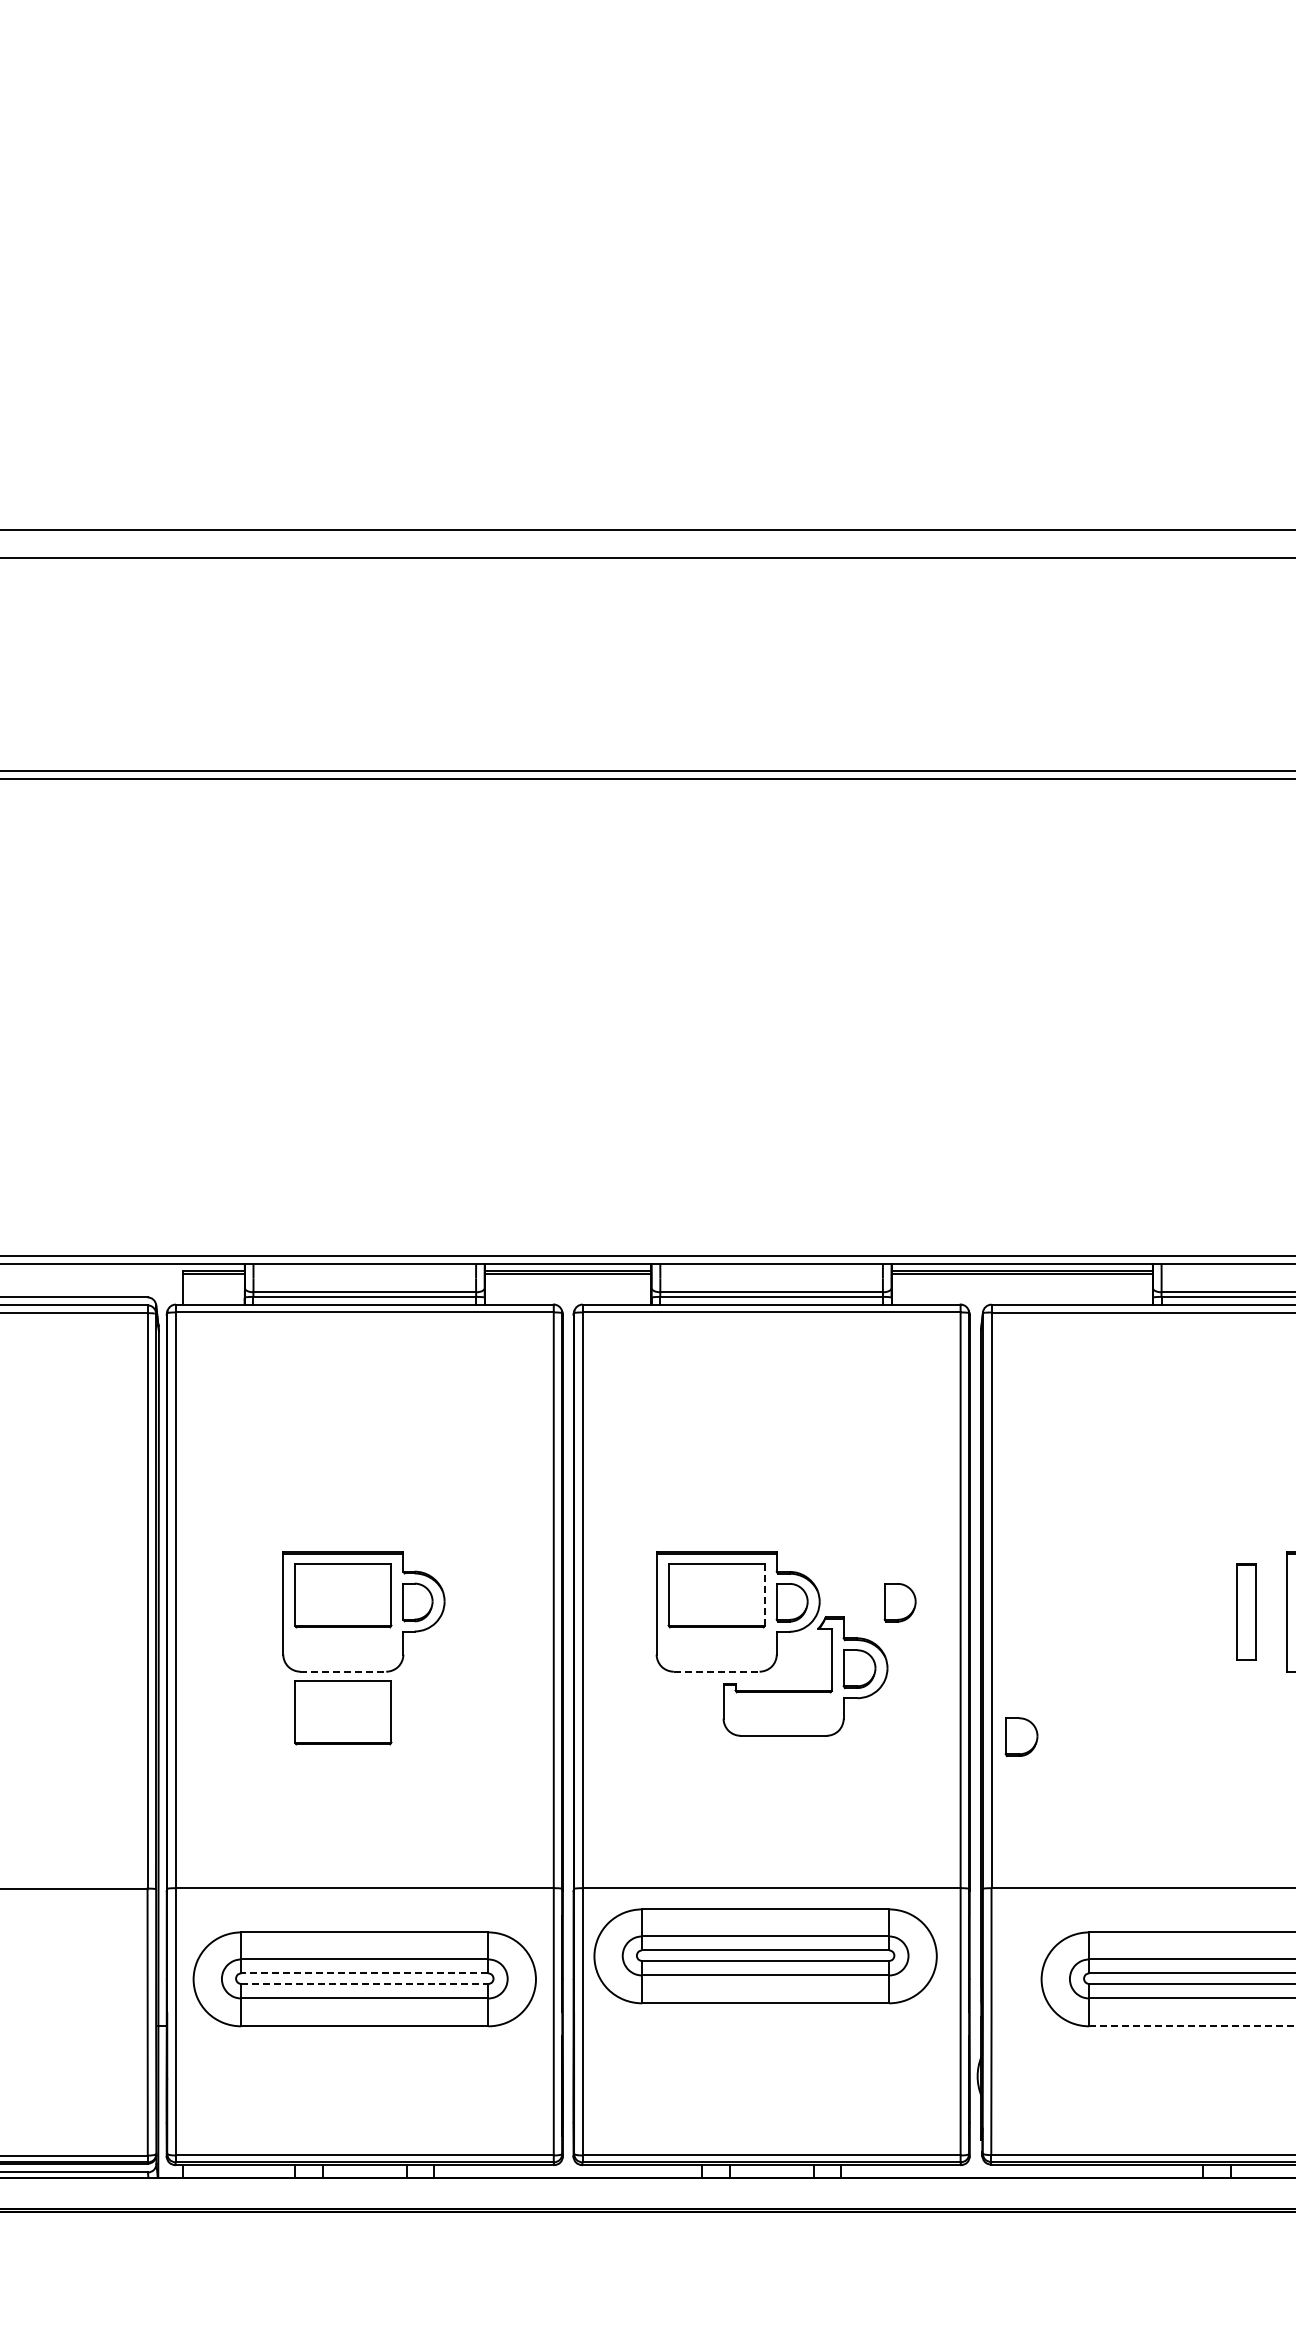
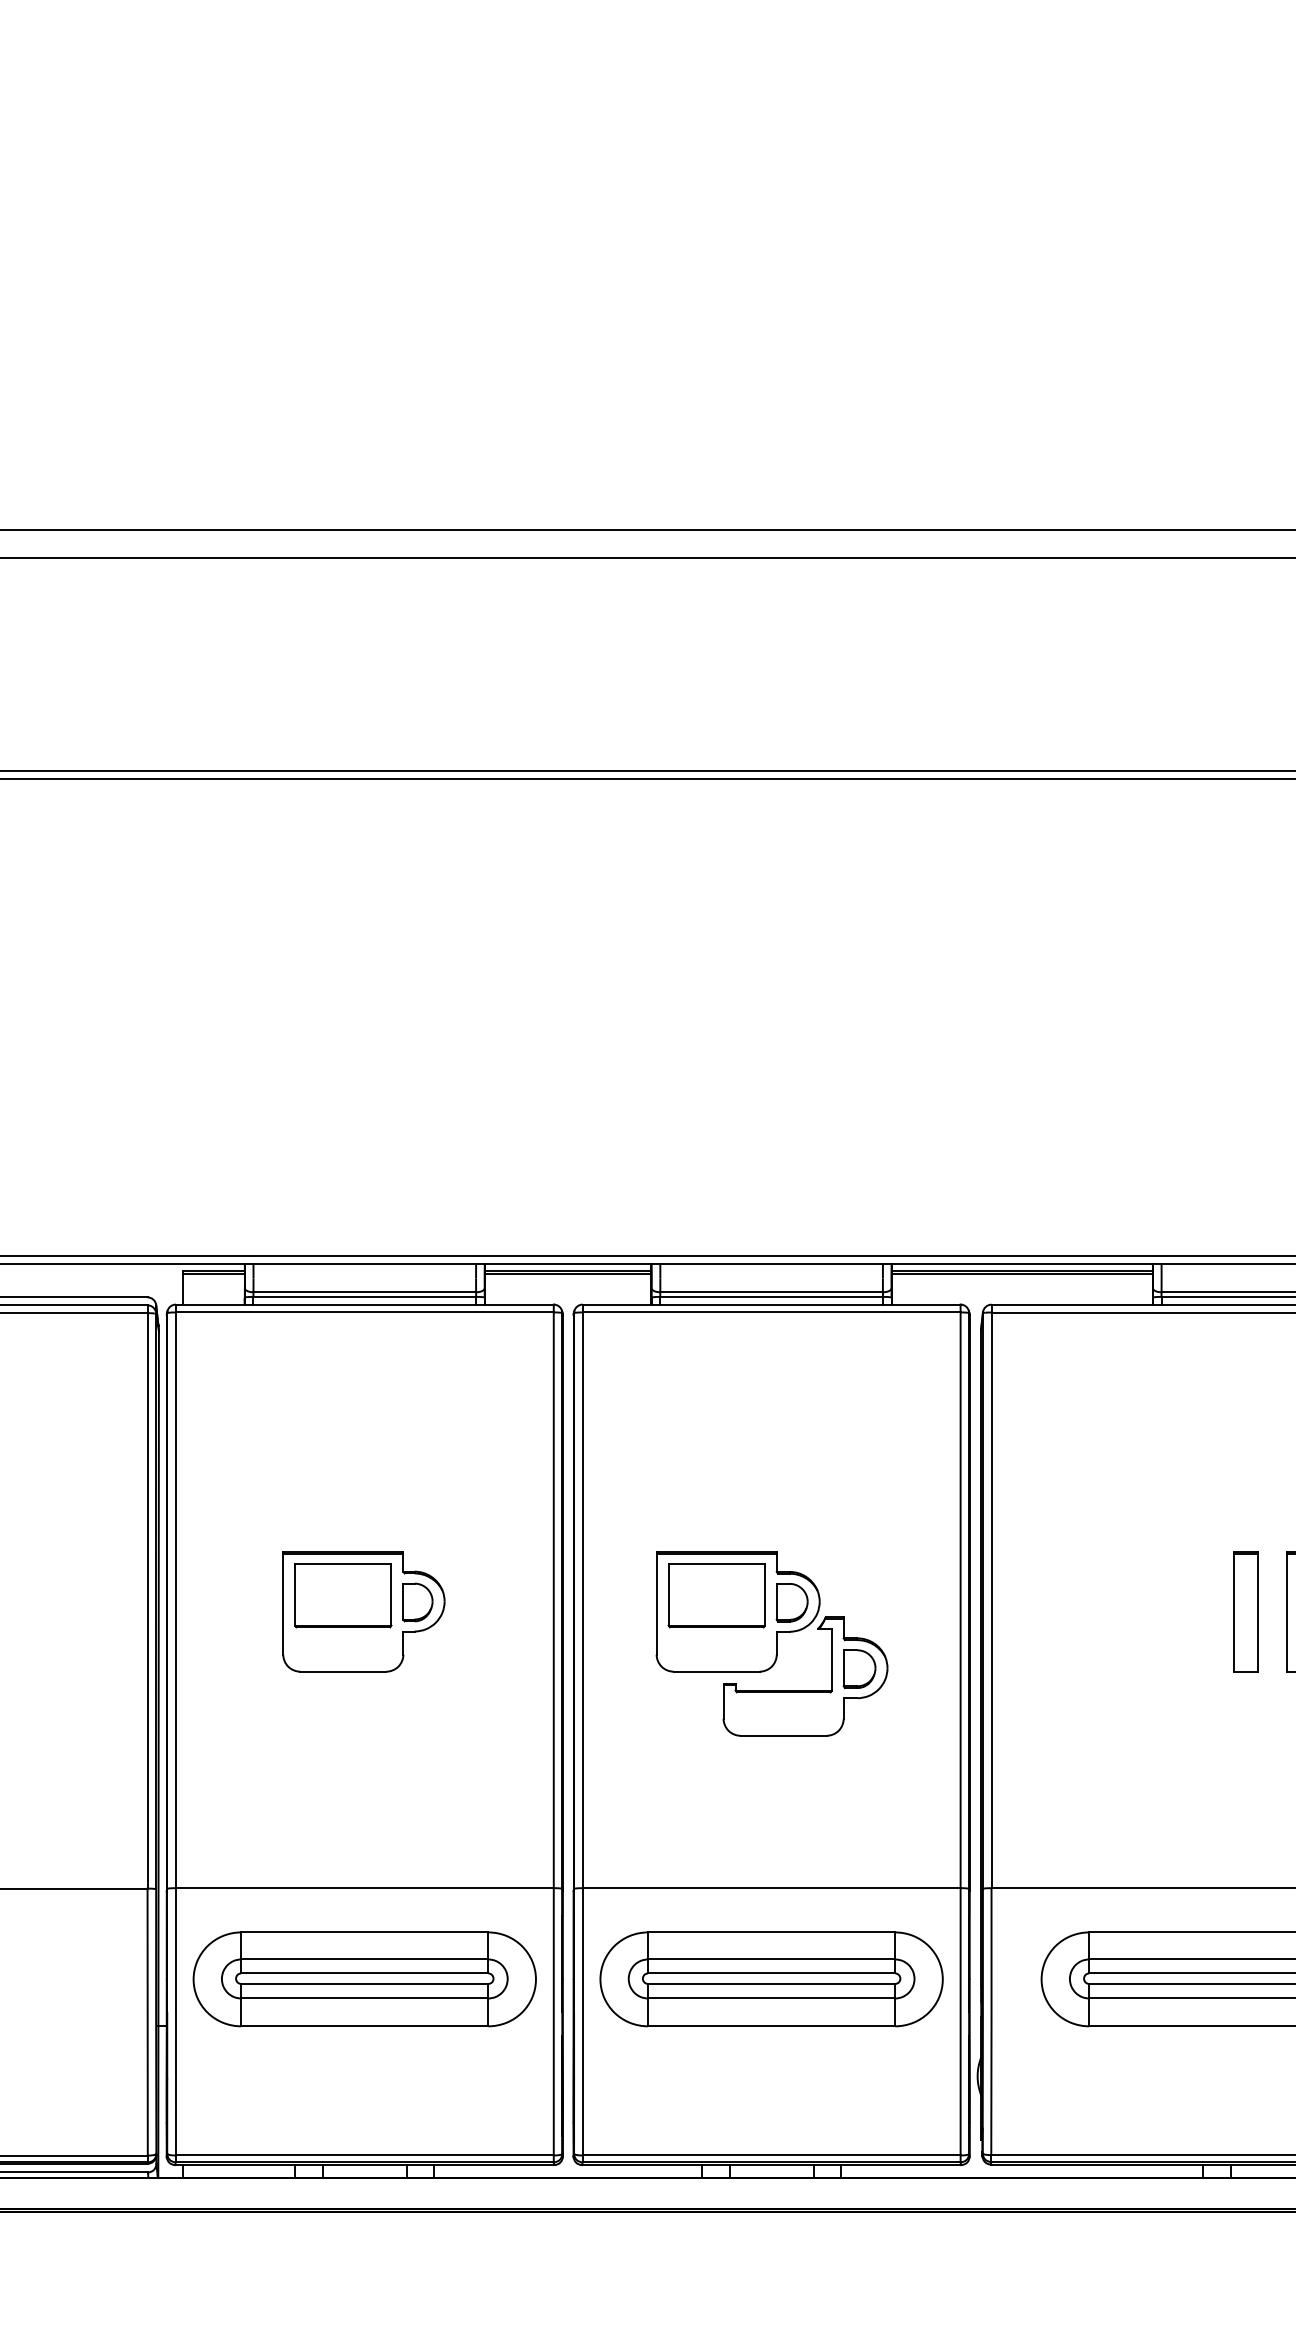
line: dashed -> solid (764, 1594)
part: present -> none (899, 1602)
part size: 21x98 px -> 26x122 px (1245, 1611)
line: dashed -> solid (343, 1671)
line: dashed -> solid (716, 1671)
part: present -> none (343, 1712)
part: present -> none (1021, 1737)
part position: (765, 1956) -> (771, 1979) (771, 1979)
line: dashed -> solid (364, 1973)
line: dashed -> solid (364, 1983)
line: dashed -> solid (1193, 2026)
